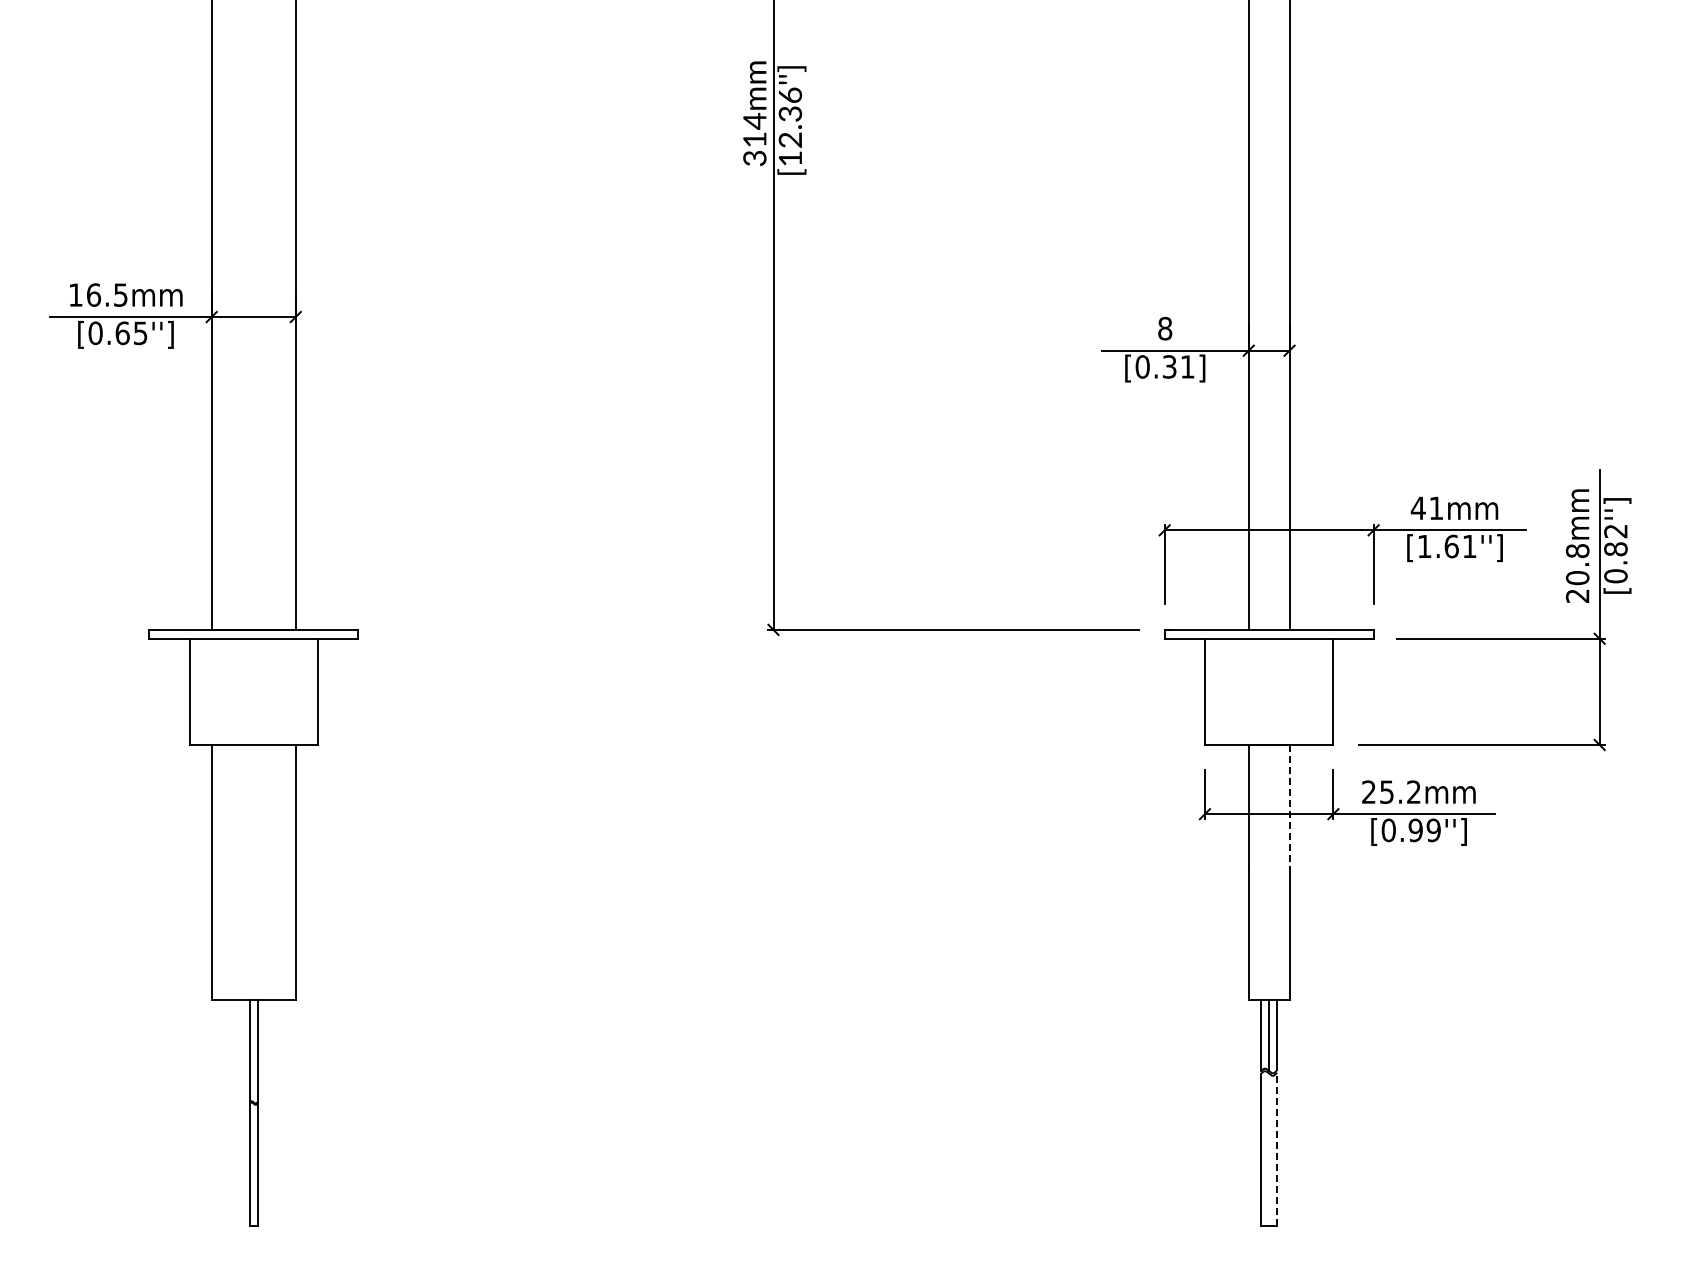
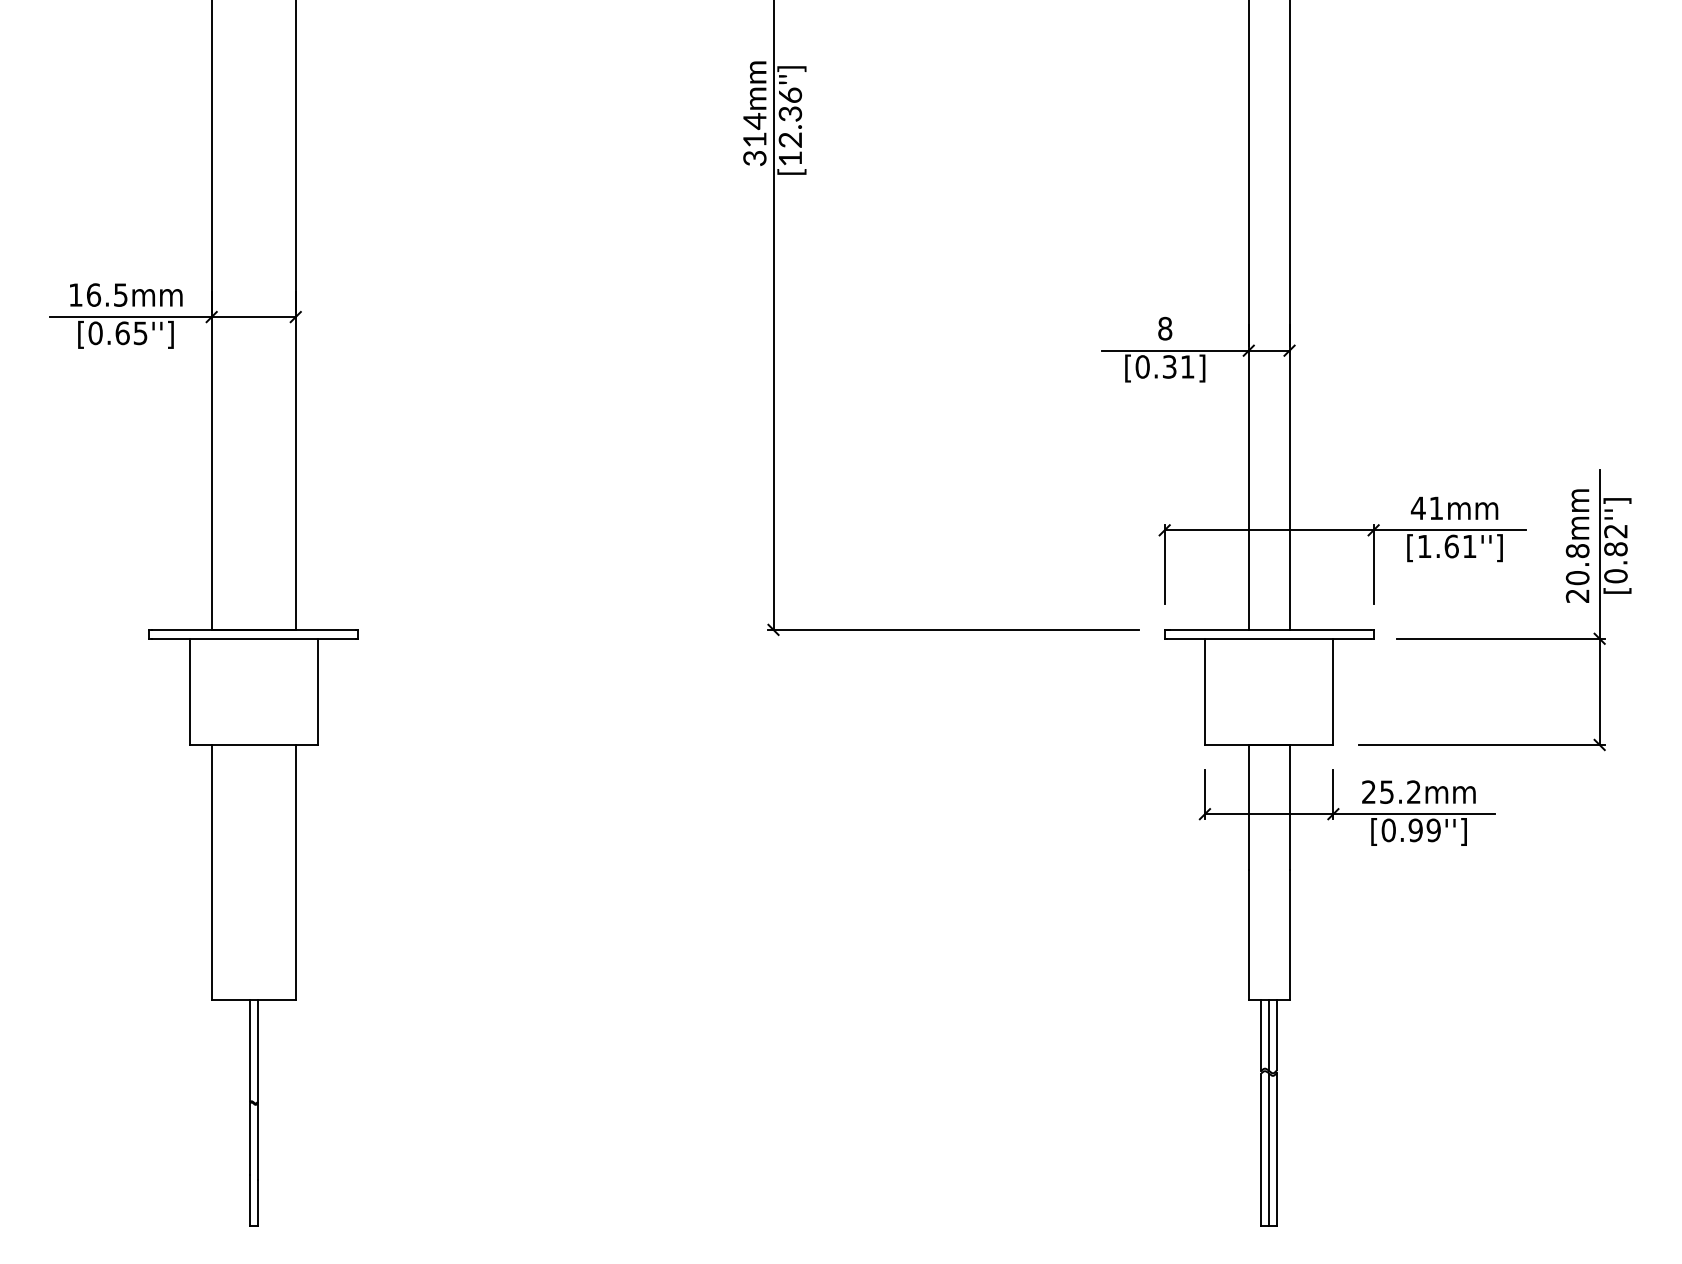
line: dashed -> solid (1289, 807)
line: none -> present (1269, 1149)
line: dashed -> solid (1277, 1149)
